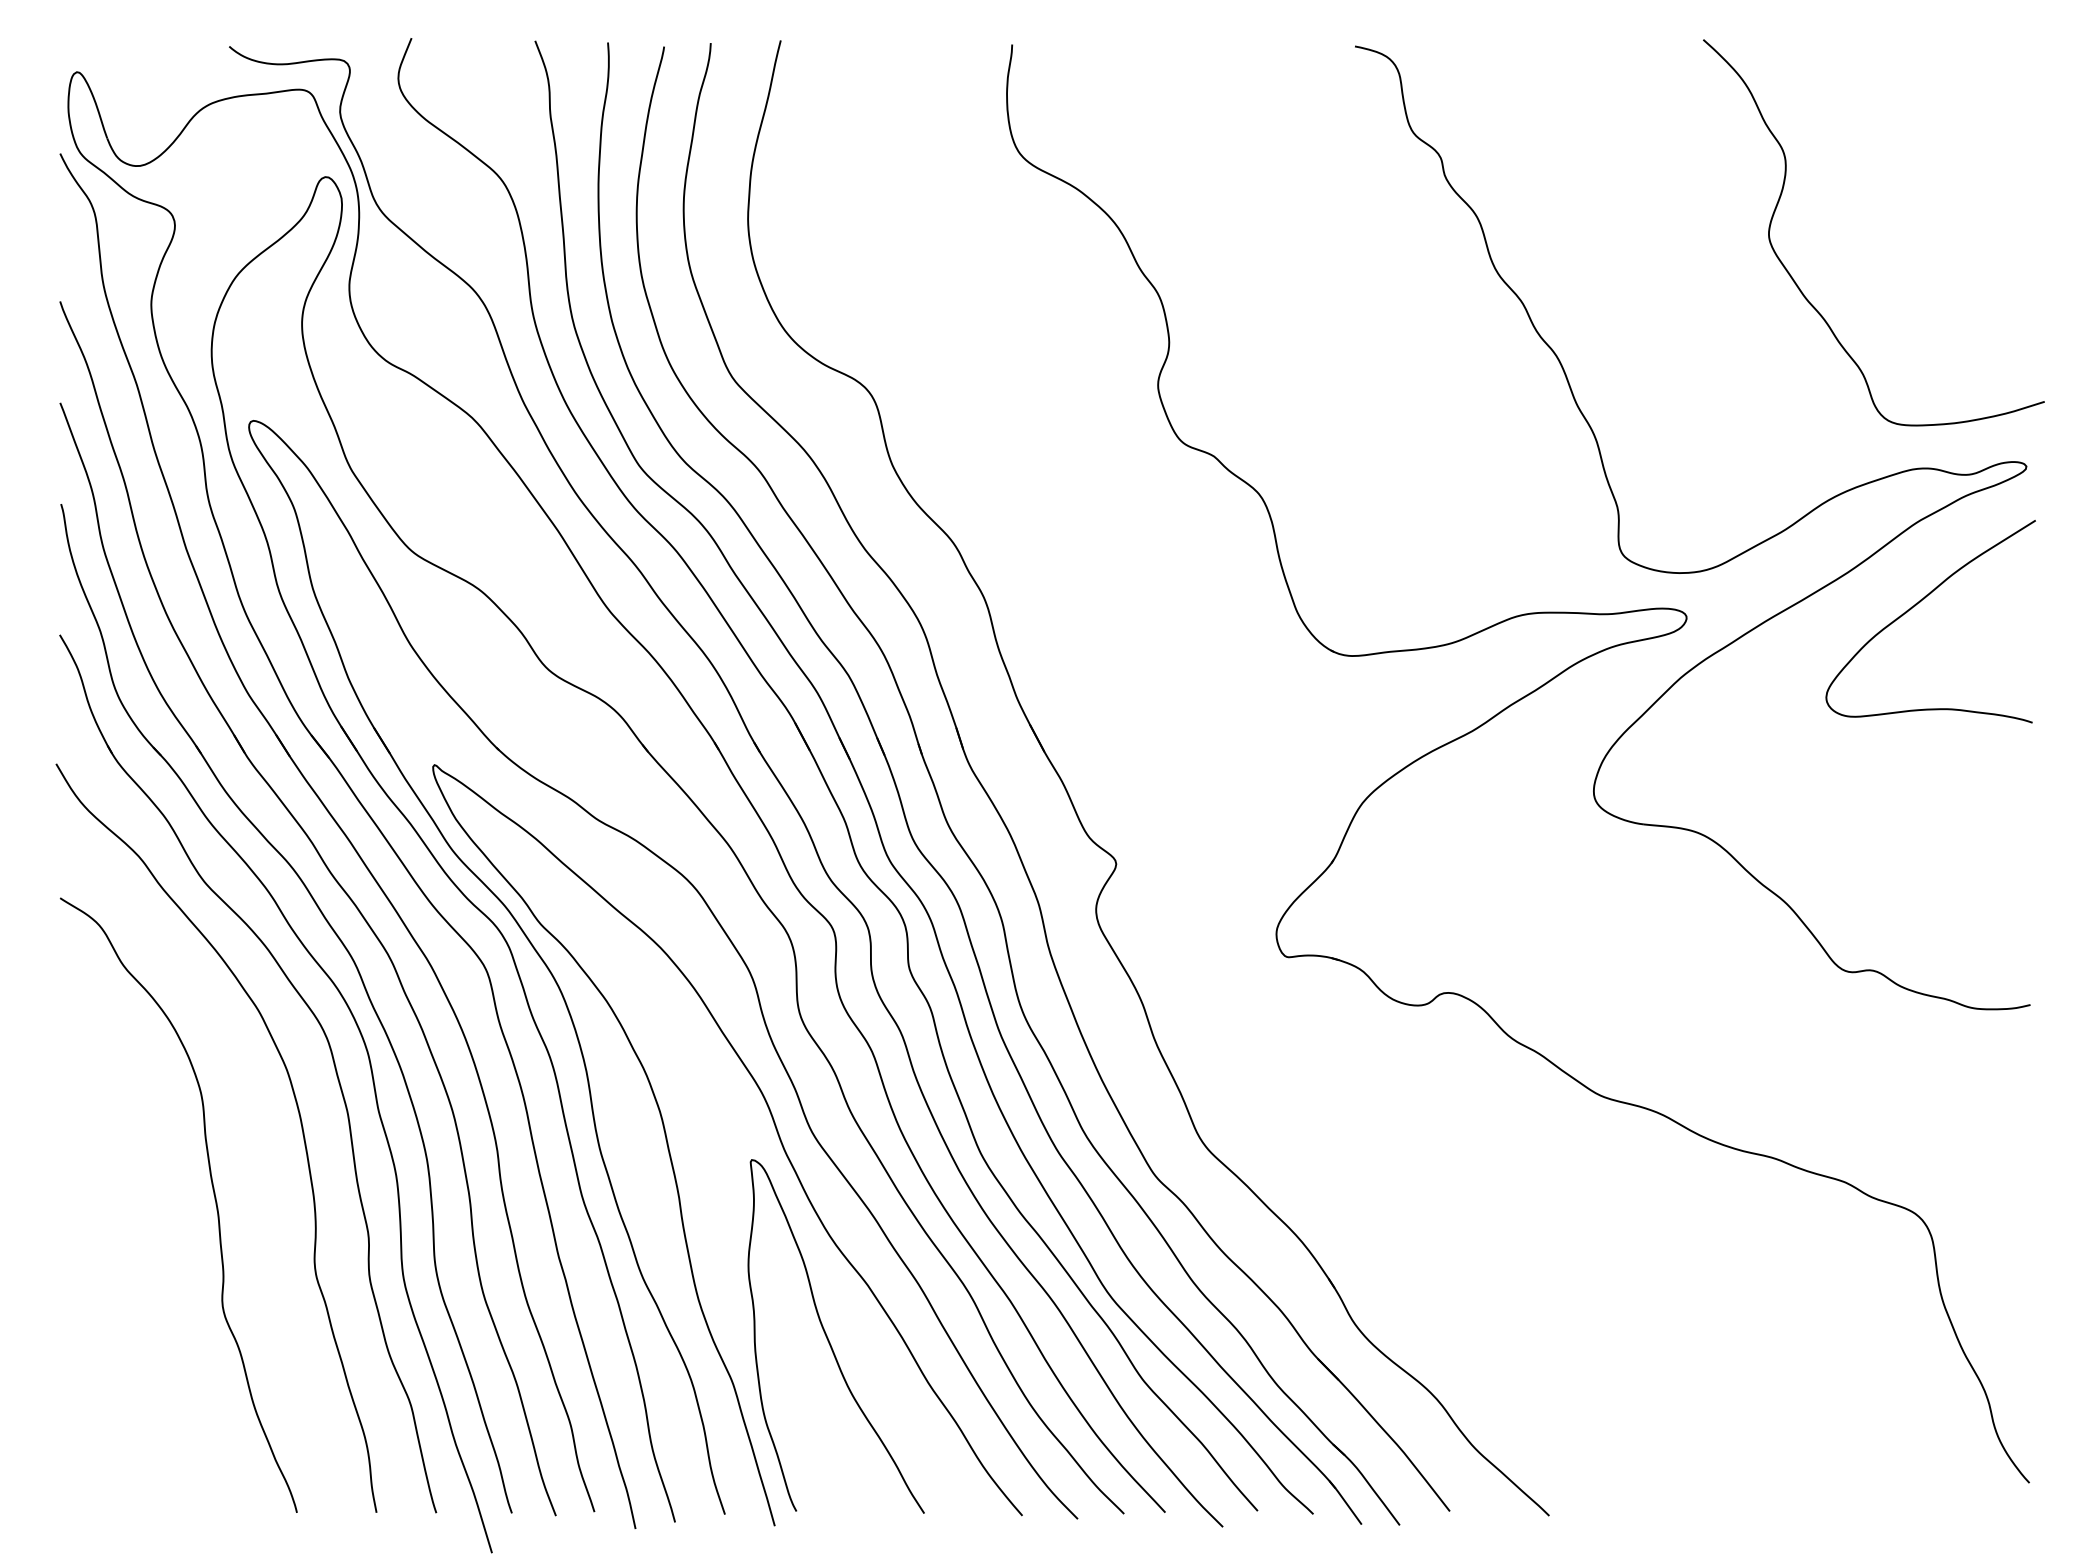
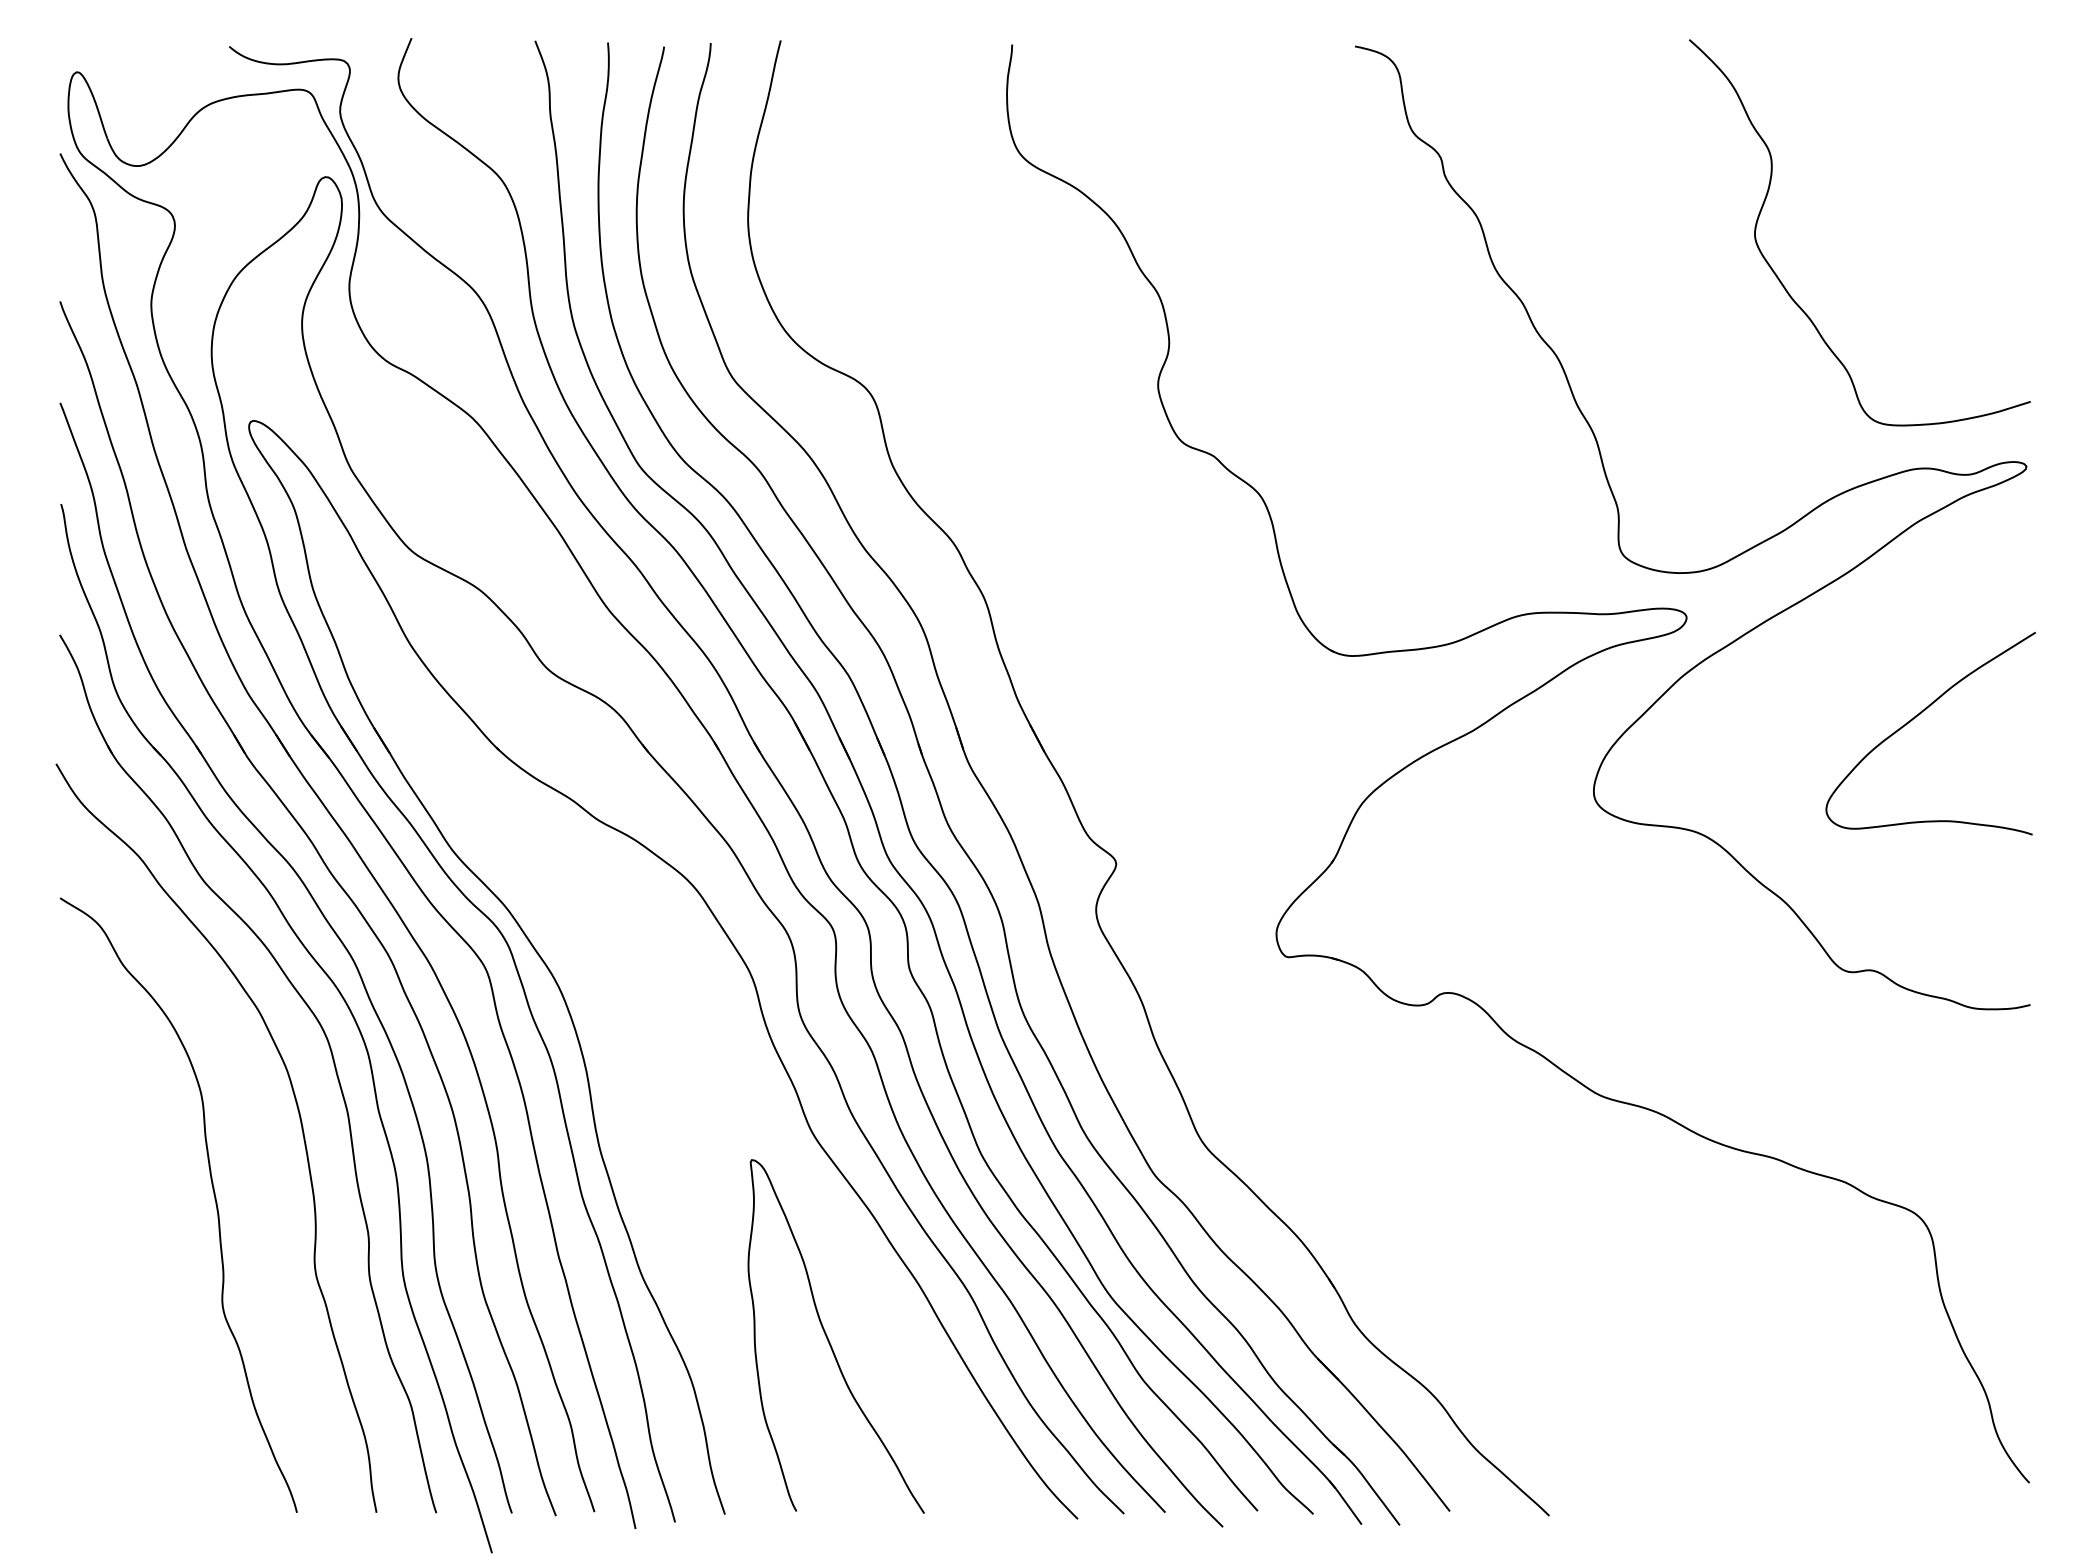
curve position: (1796, 282) -> (1782, 282) (1782, 282)
curve position: (1919, 603) -> (1919, 715) (1919, 715)
curve: present -> none (775, 1129)
